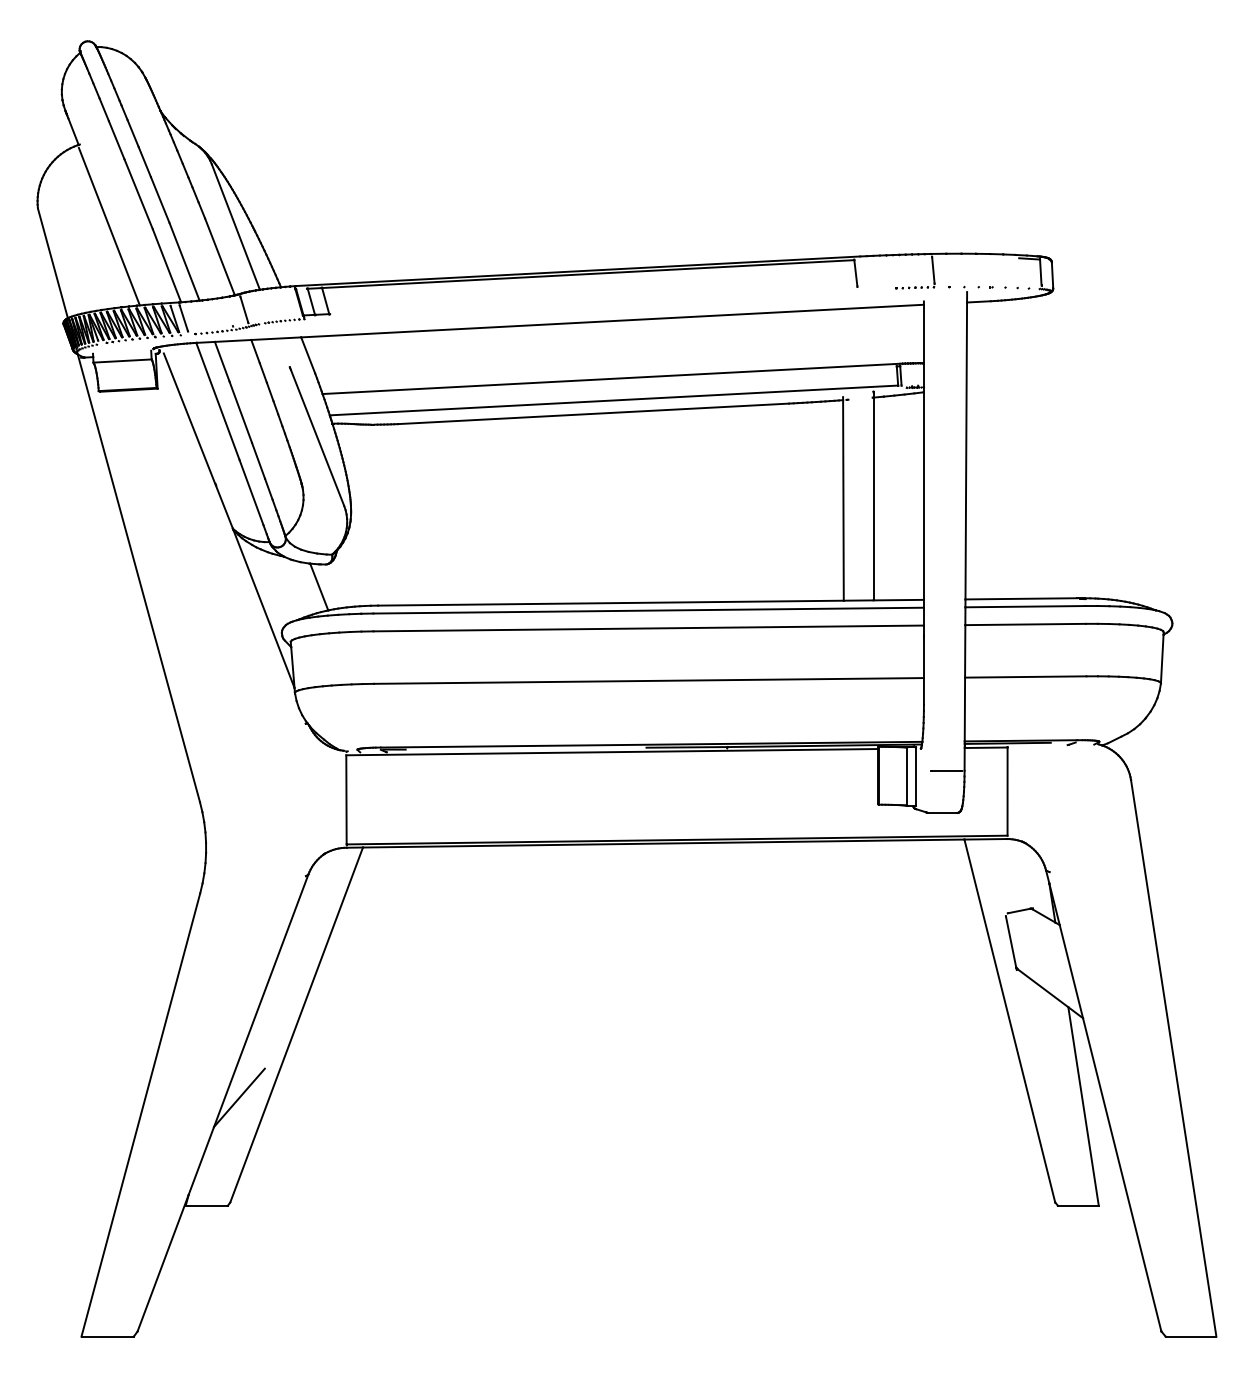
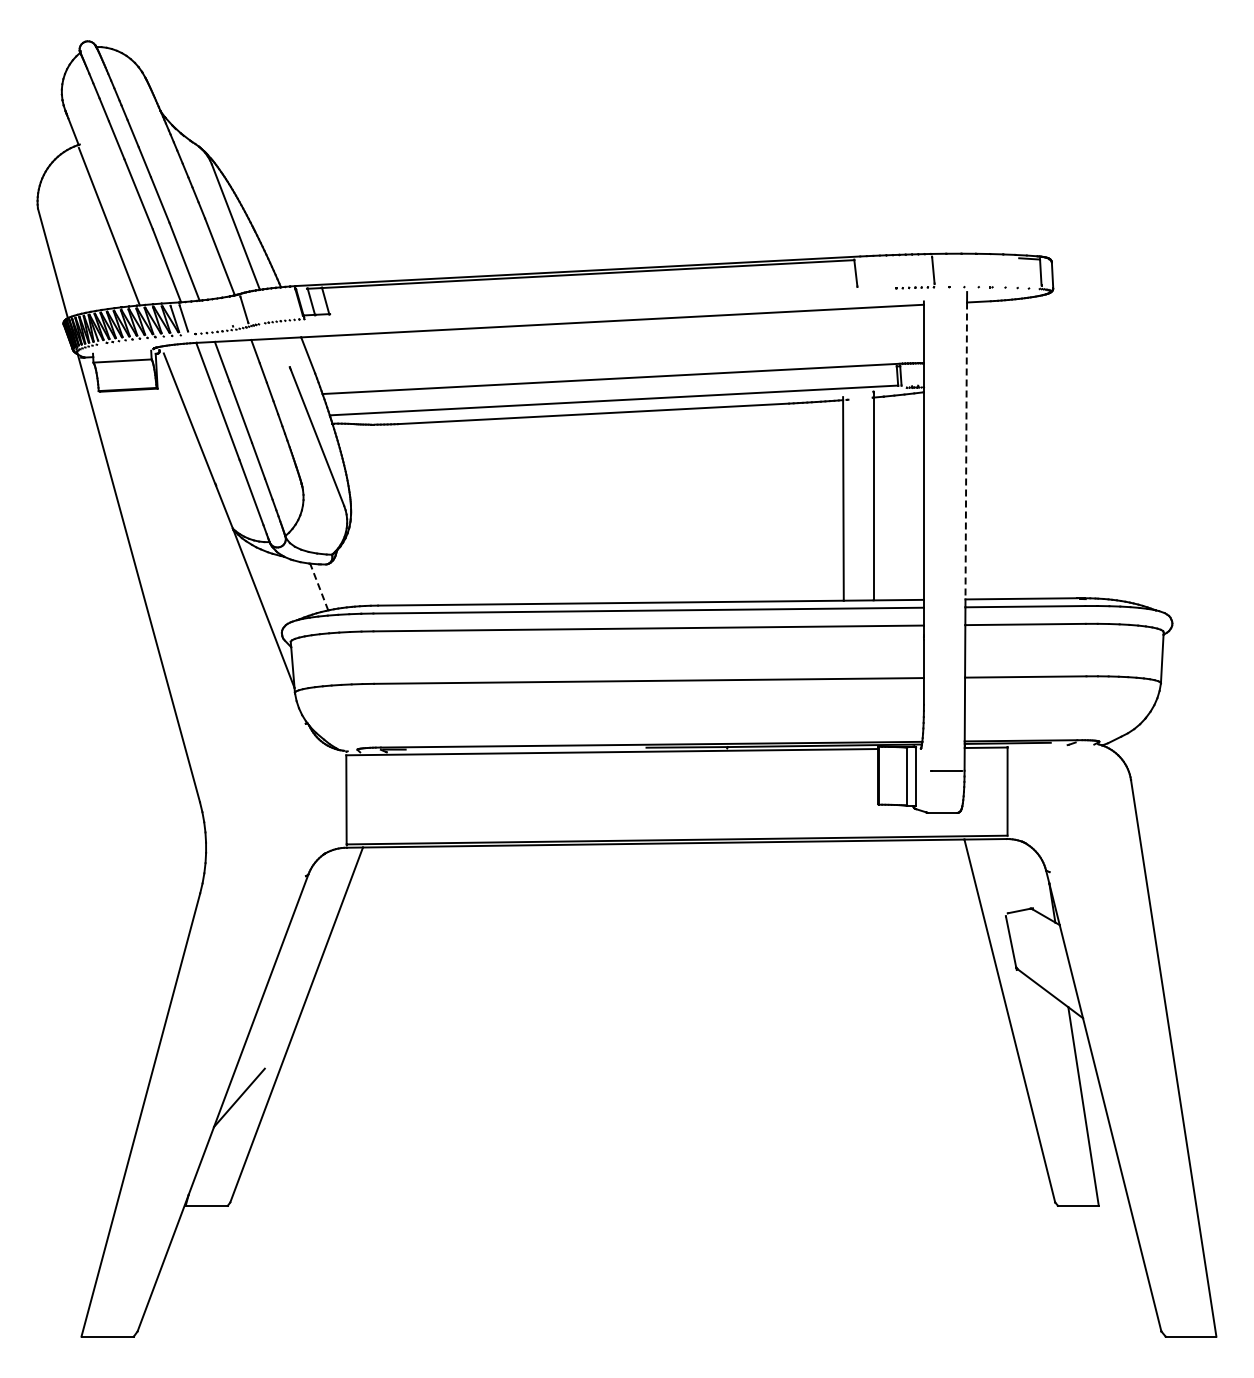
line: solid -> dashed (966, 451)
line: solid -> dashed (319, 586)
